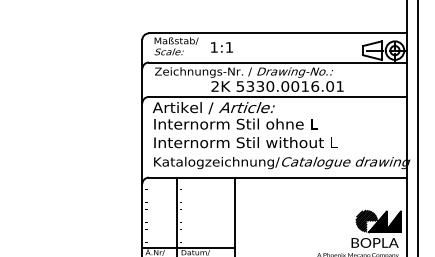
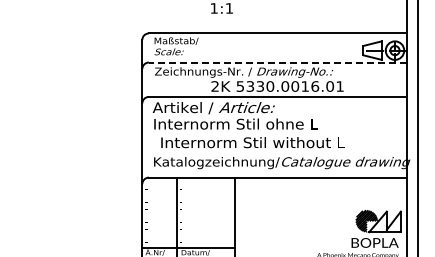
text position: (221, 47) -> (221, 8) (221, 8)
line: solid -> dashed (277, 62)
text position: (245, 142) -> (252, 142) (252, 142)
hatch: present -> none (384, 221)
